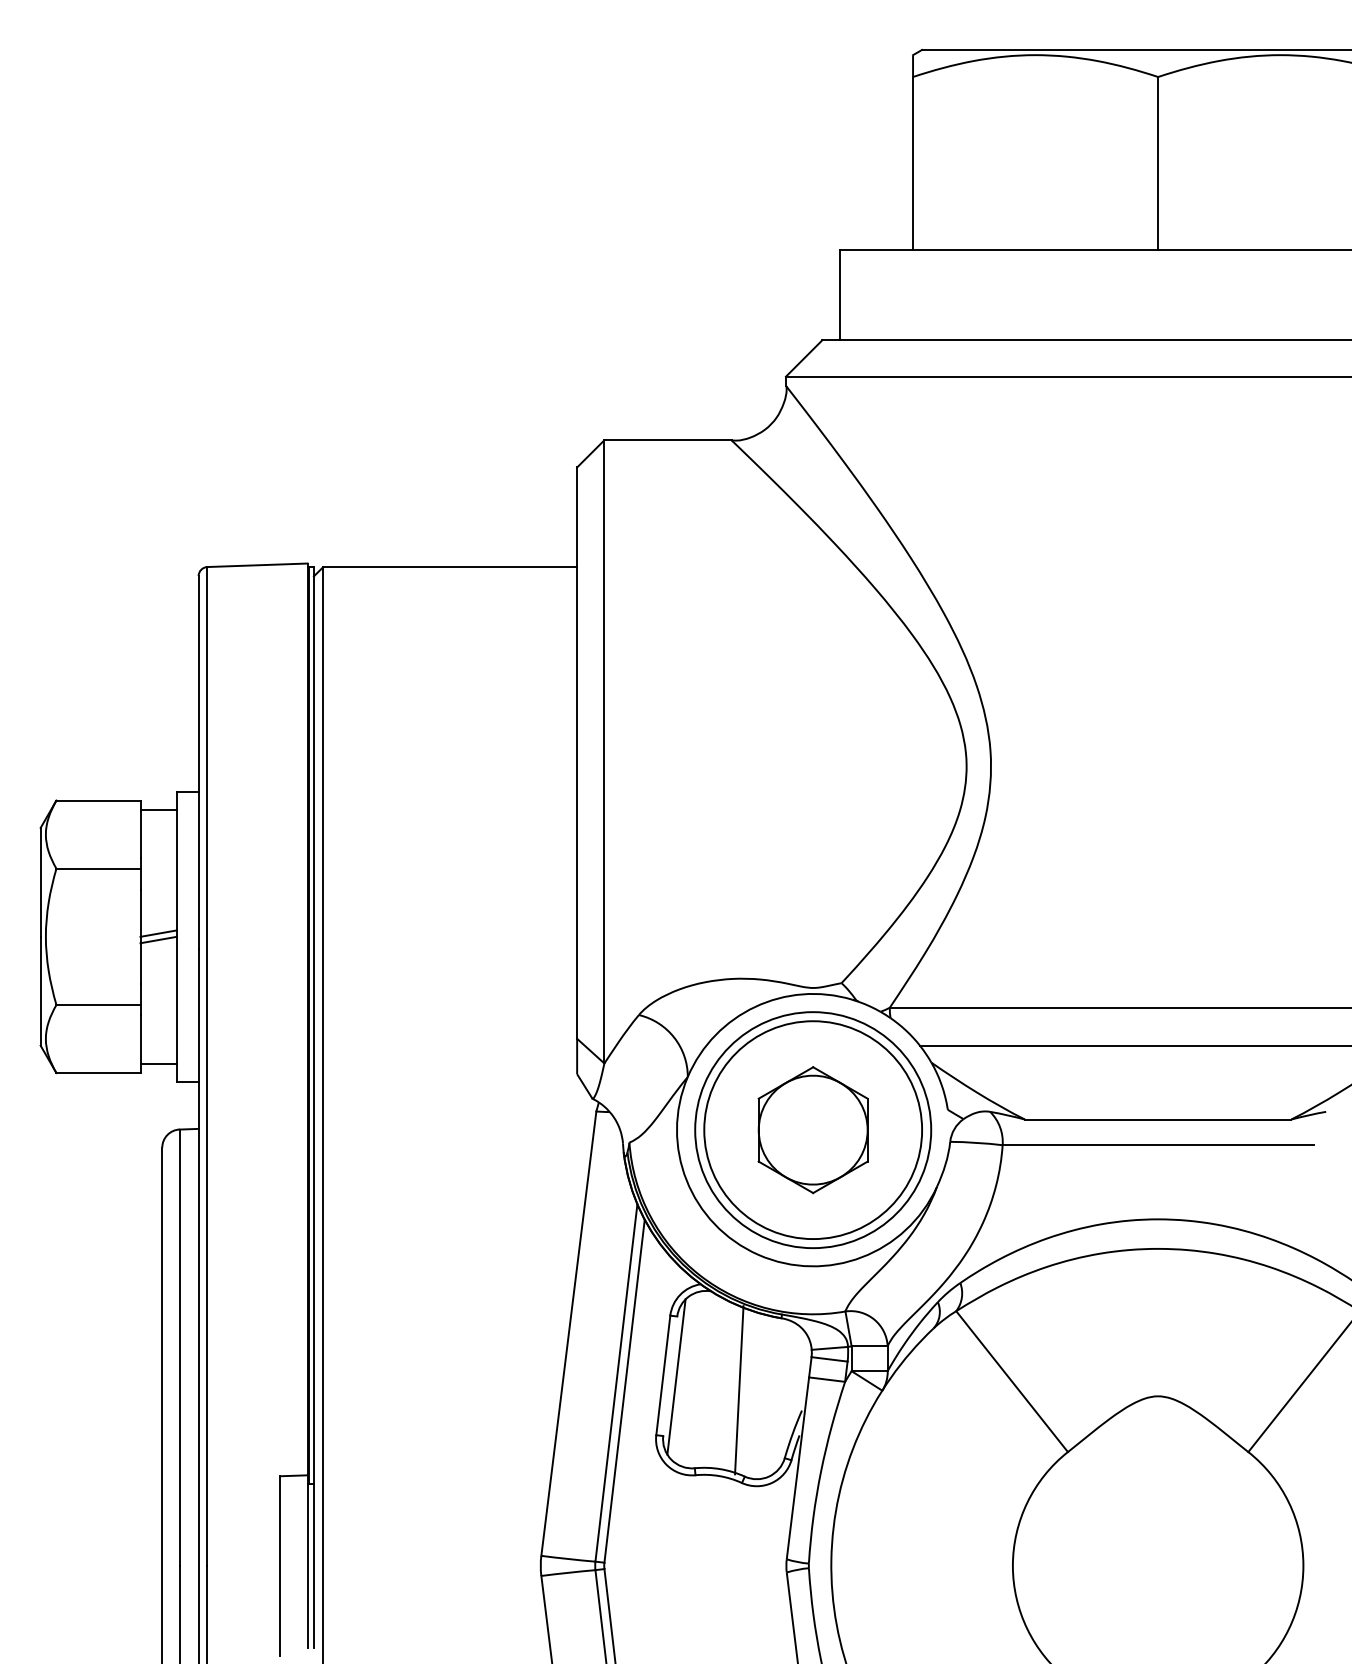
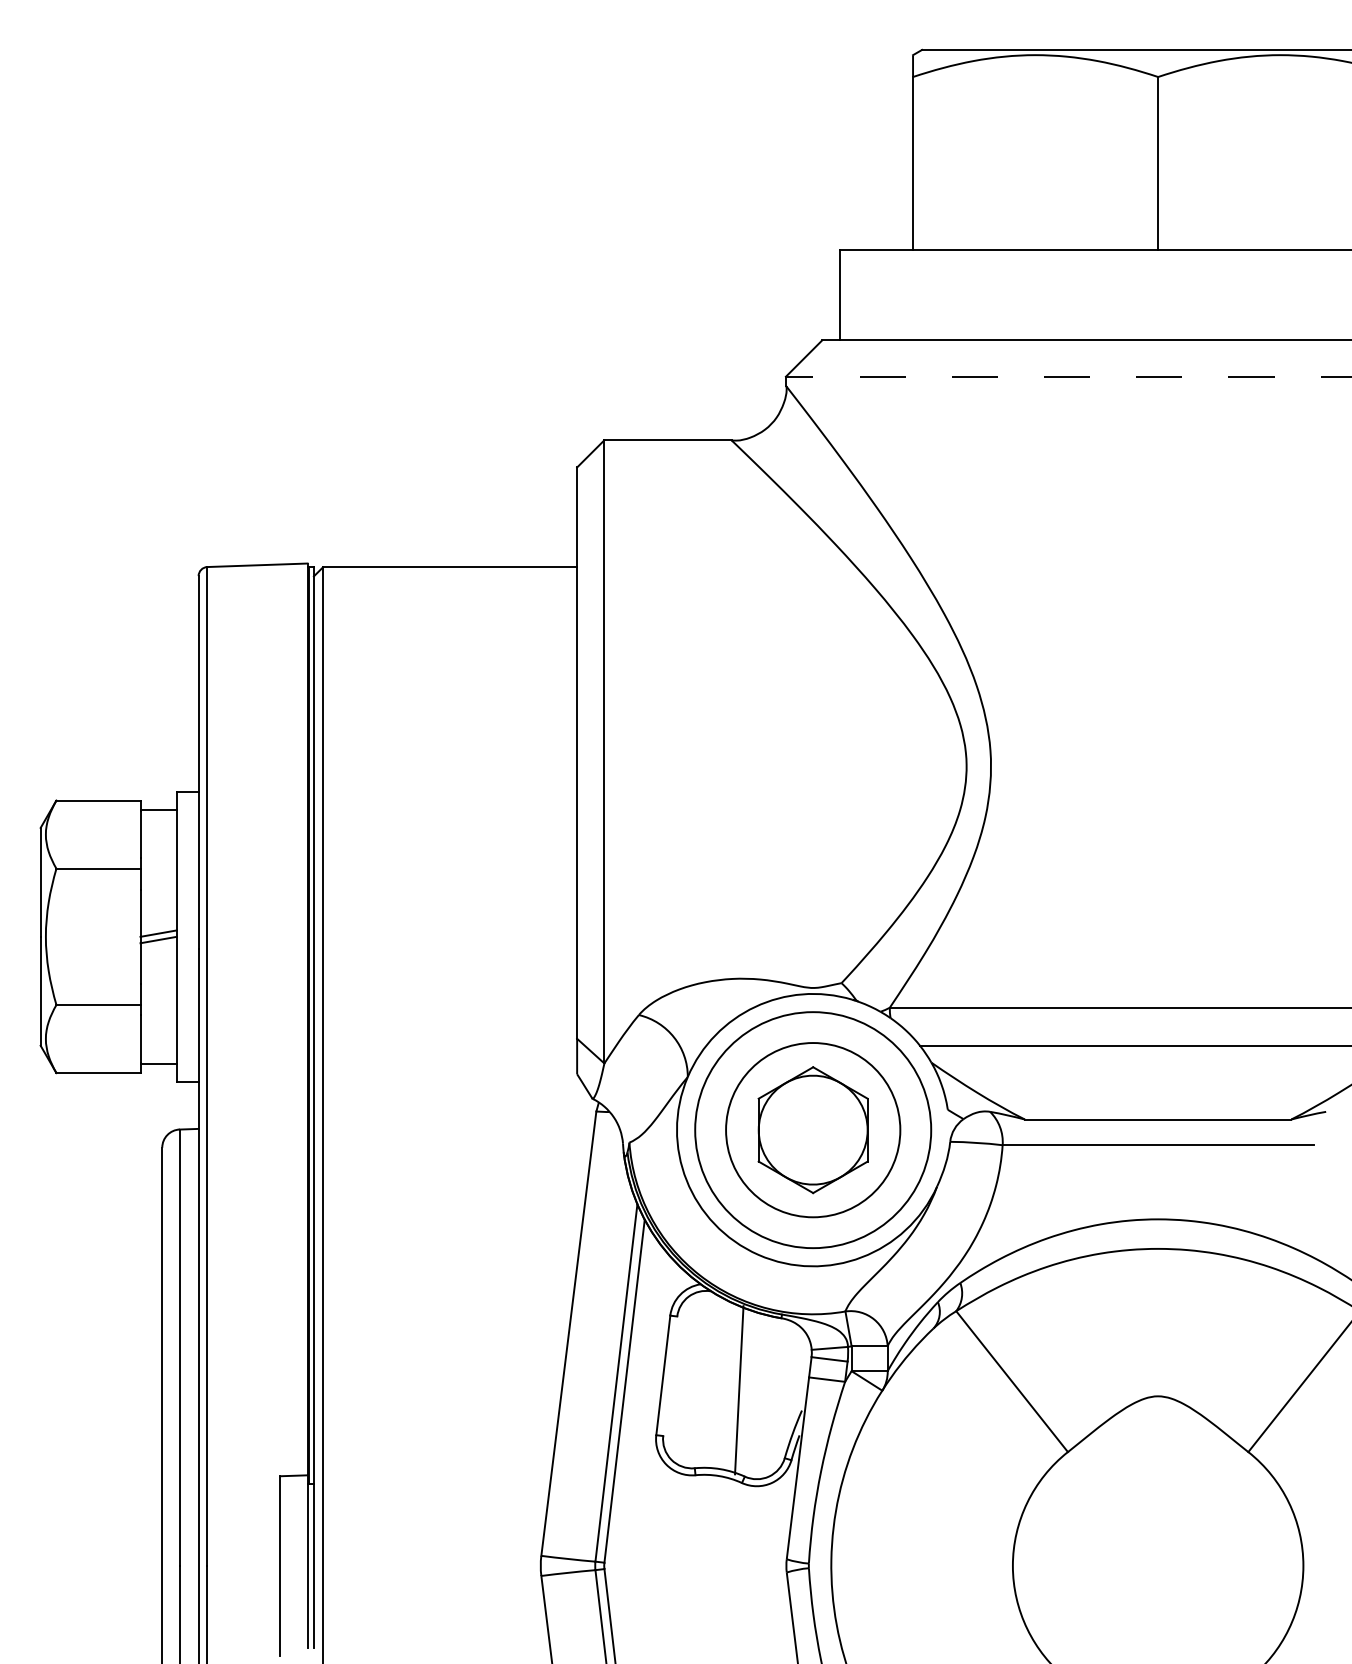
line: solid -> dashed (1068, 376)
circle diameter: 218 px -> 174 px (813, 1130)
line: present -> none (676, 1376)
